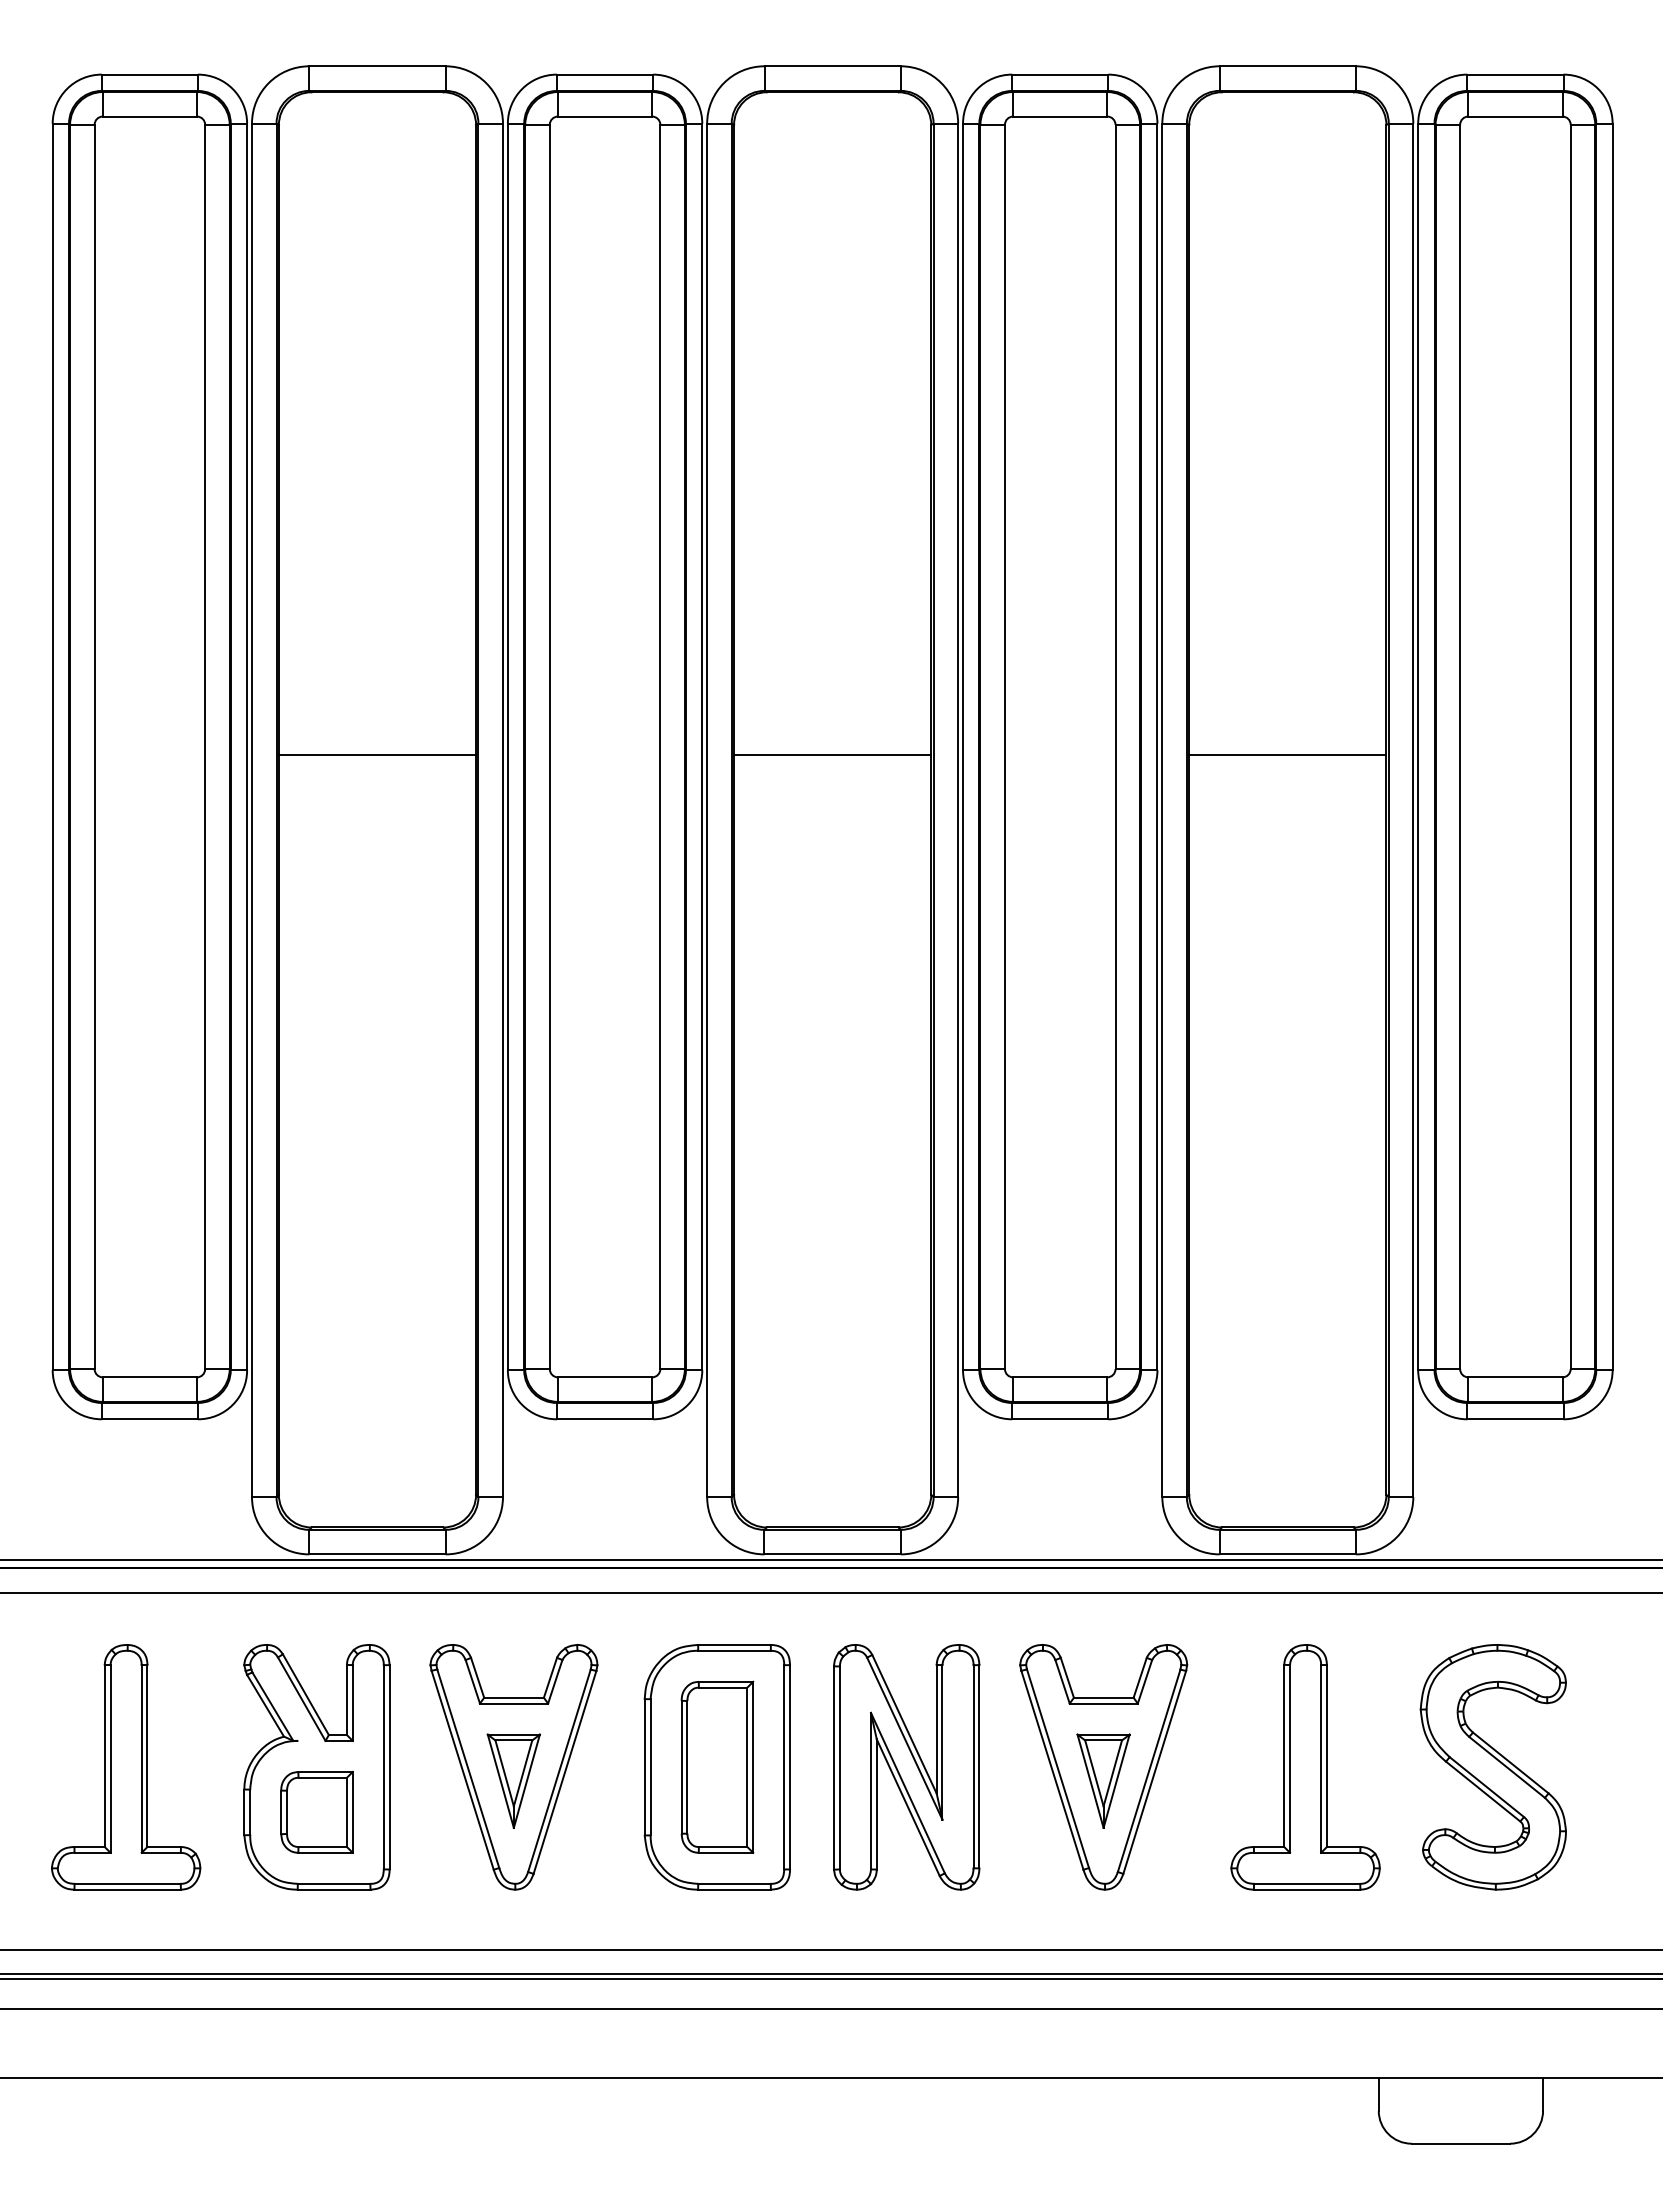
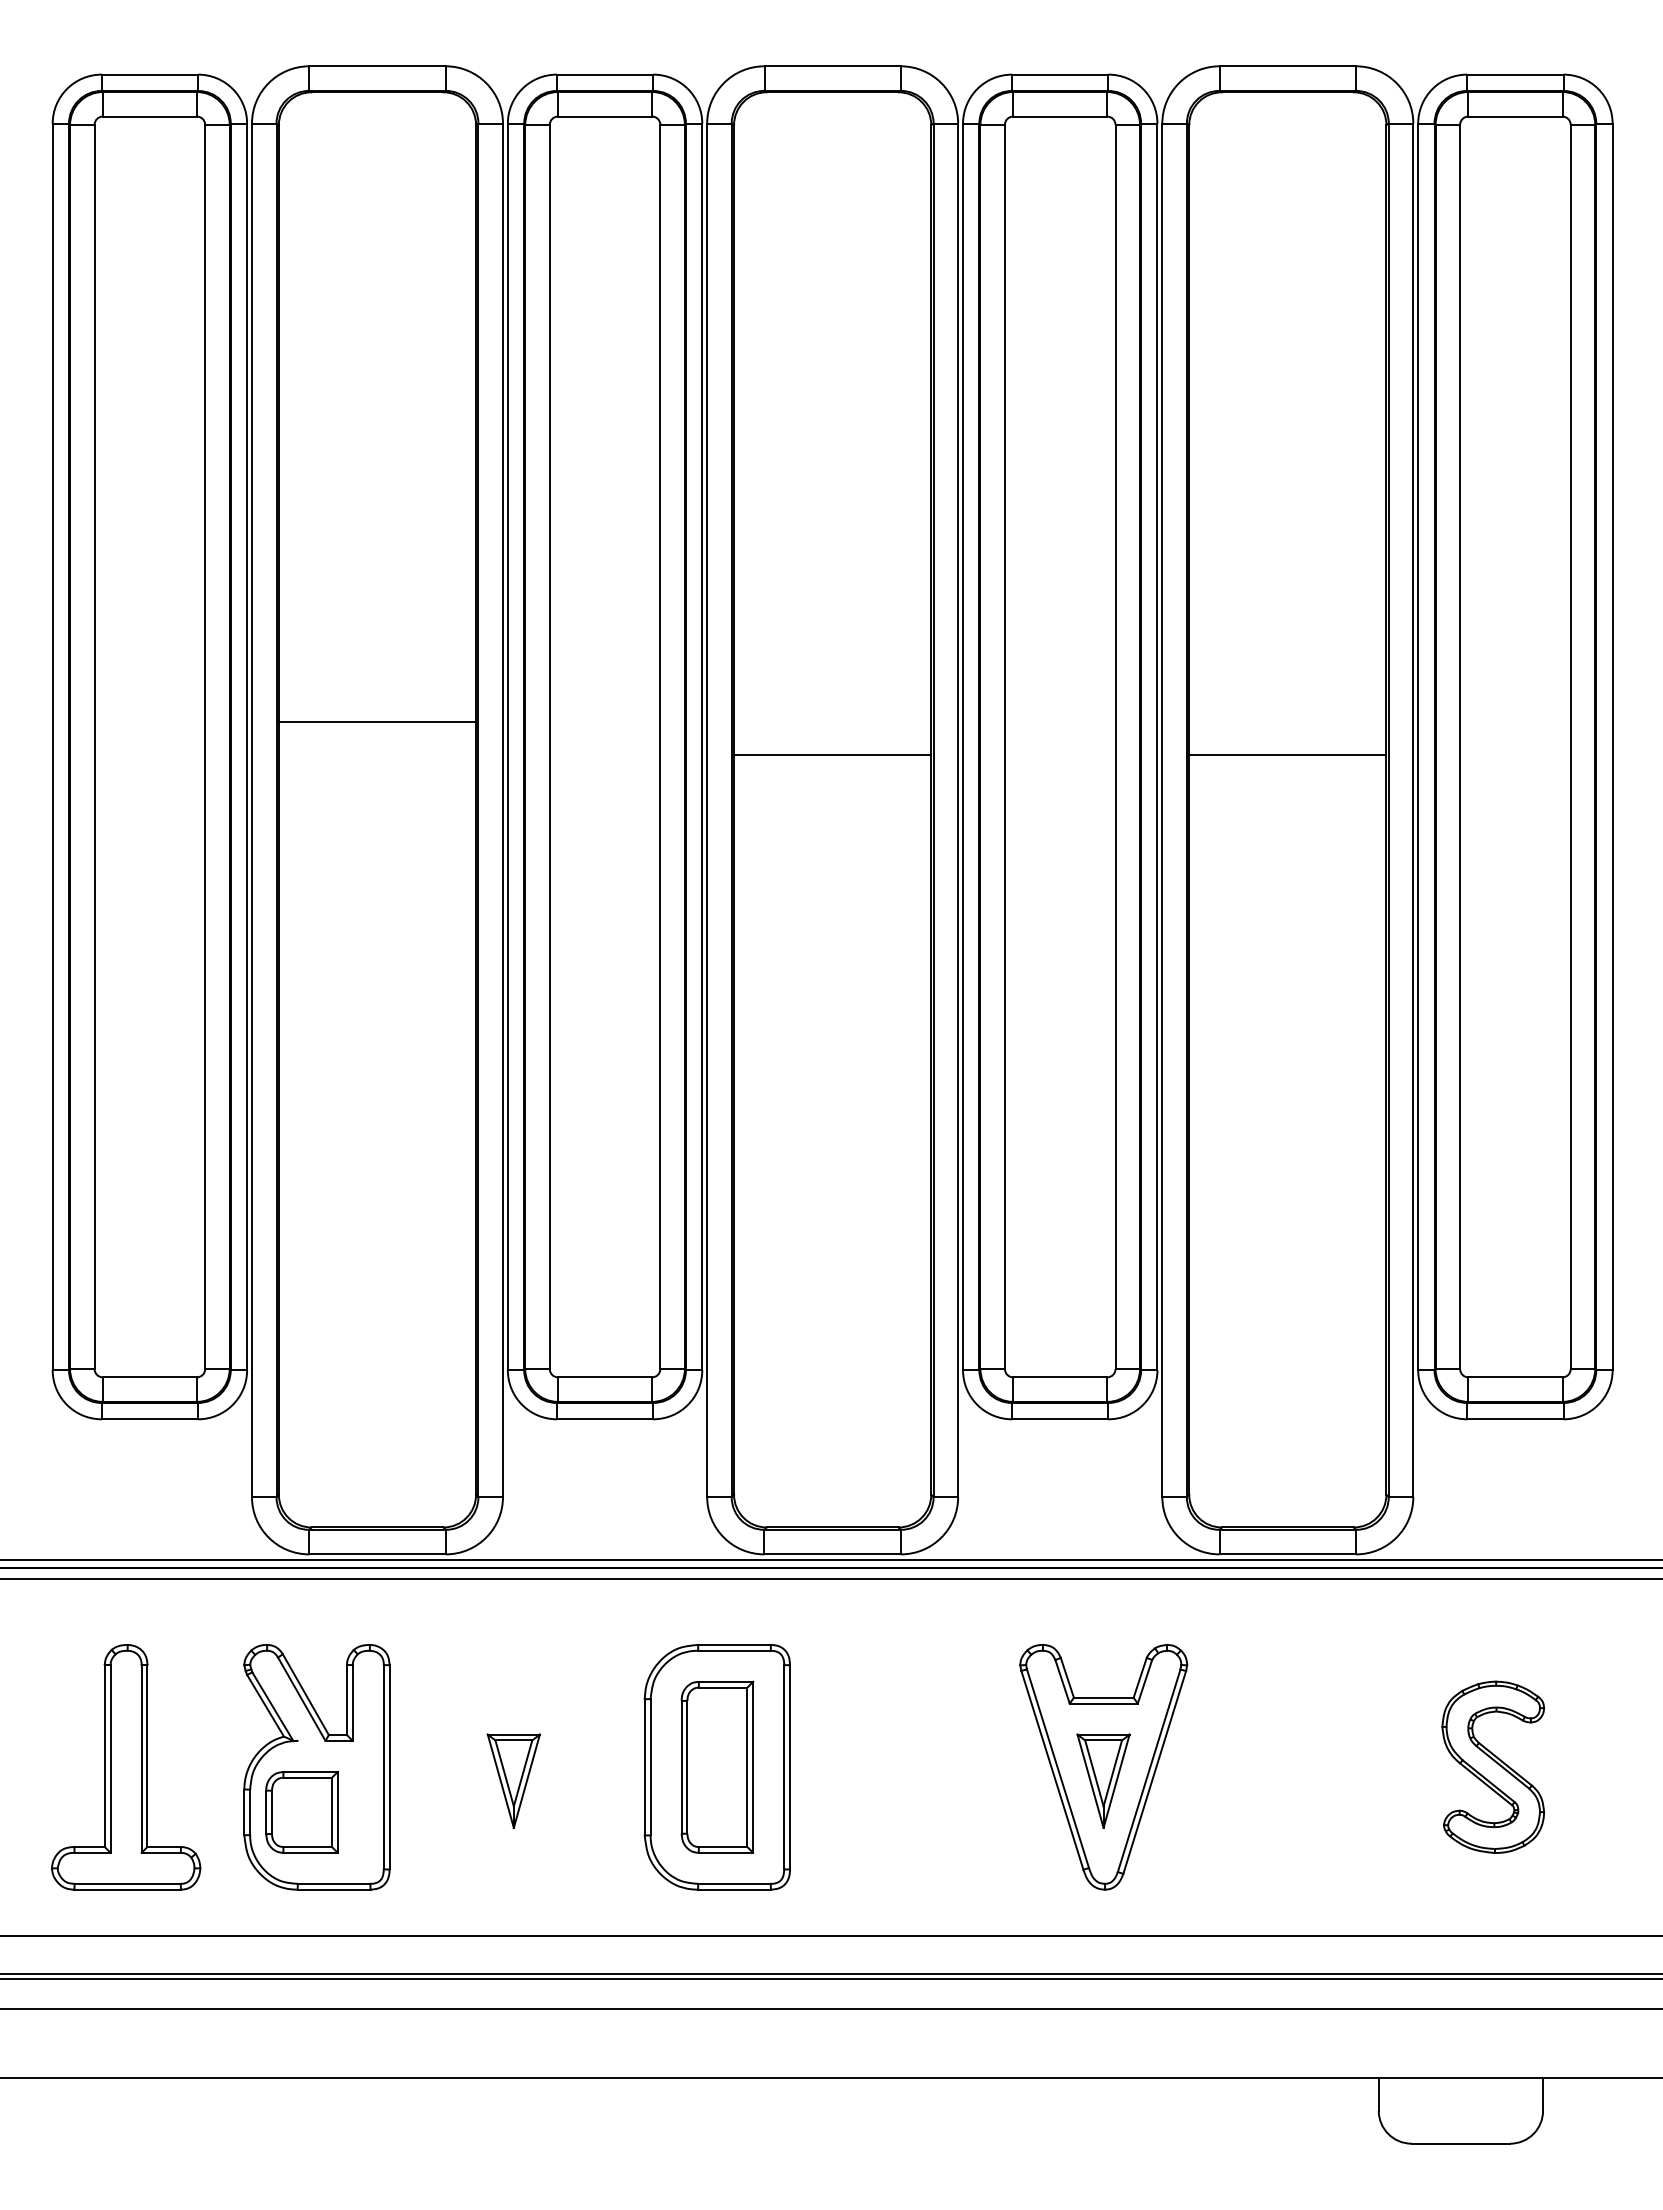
line position: (377, 755) -> (377, 722) (377, 722)
line position: (830, 1592) -> (830, 1578) (830, 1578)
part: present -> none (513, 1767)
part: present -> none (906, 1767)
part: present -> none (1305, 1767)
part size: 148x247 px -> 105x174 px (1493, 1766)
part position: (316, 1811) -> (301, 1811) (301, 1811)
line position: (830, 1949) -> (830, 1935) (830, 1935)
